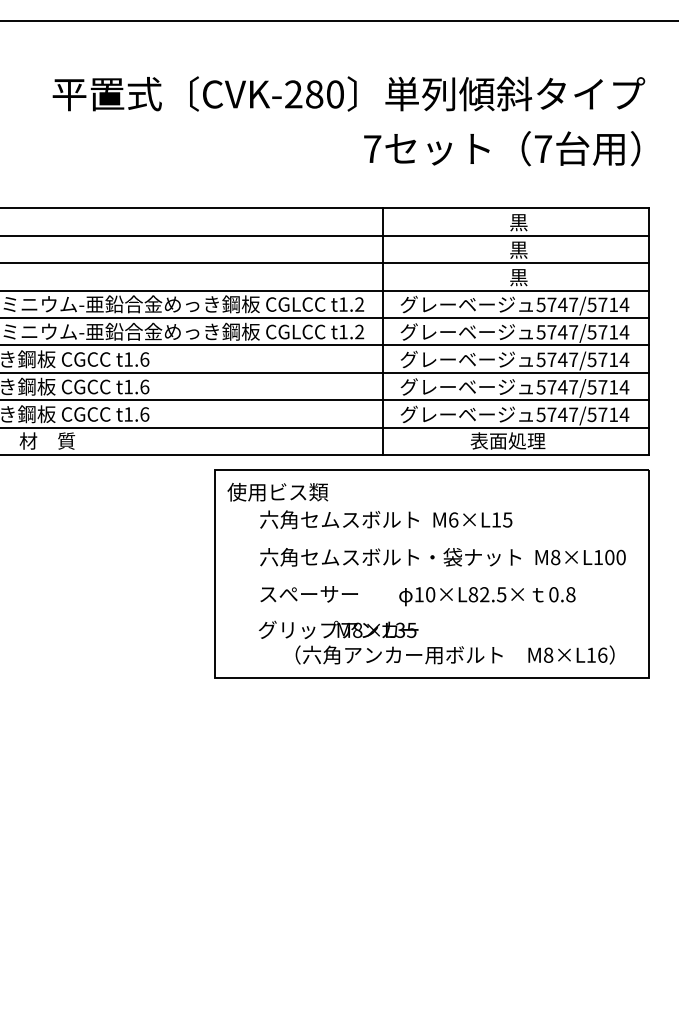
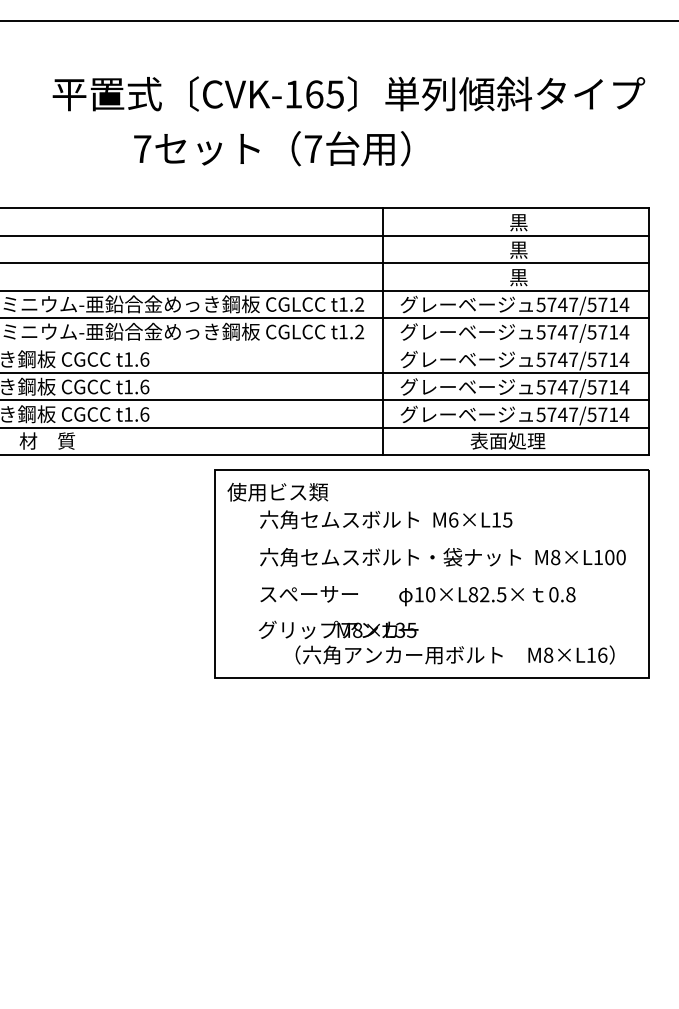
text: CVK-280 -> CVK-165 (314, 94)
text position: (502, 148) -> (272, 148) (272, 148)
line: present -> none (325, 345)
